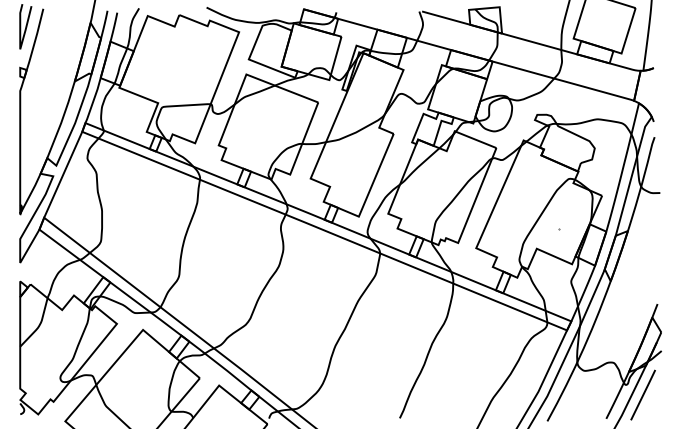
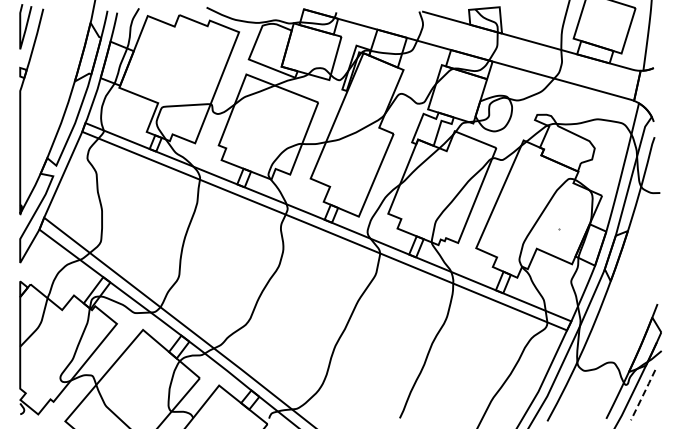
line: solid -> dashed (643, 395)
